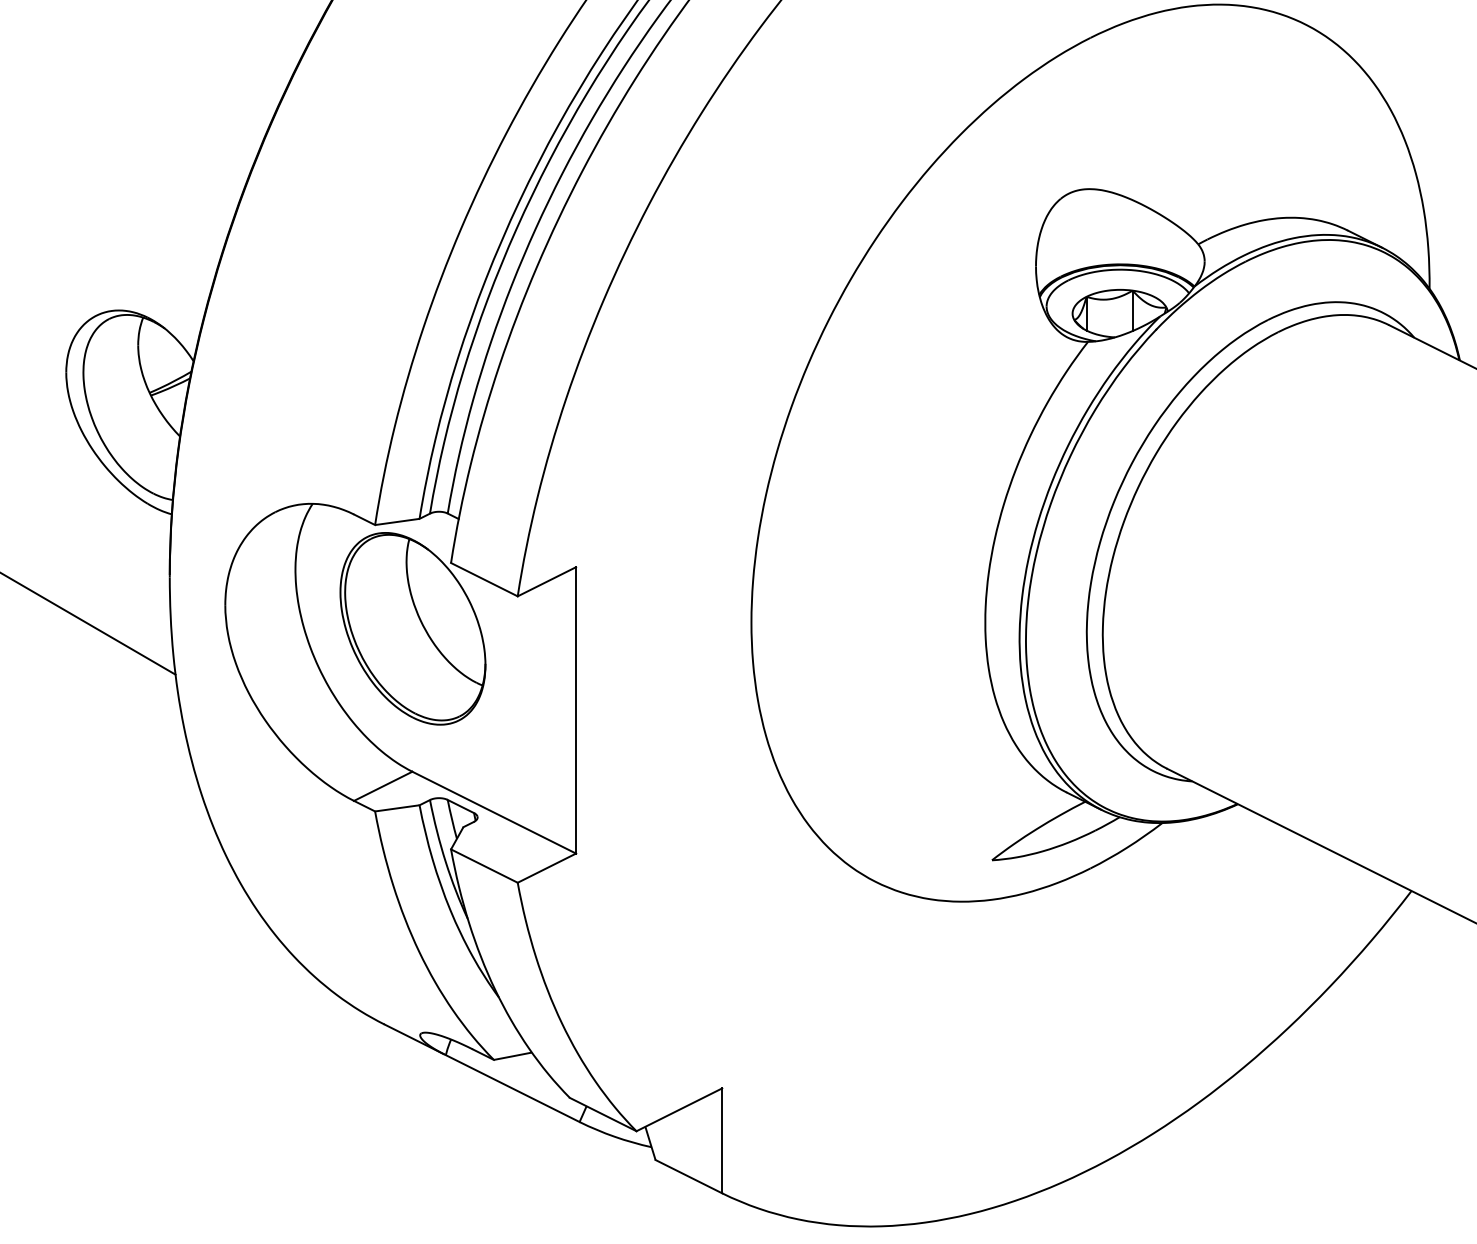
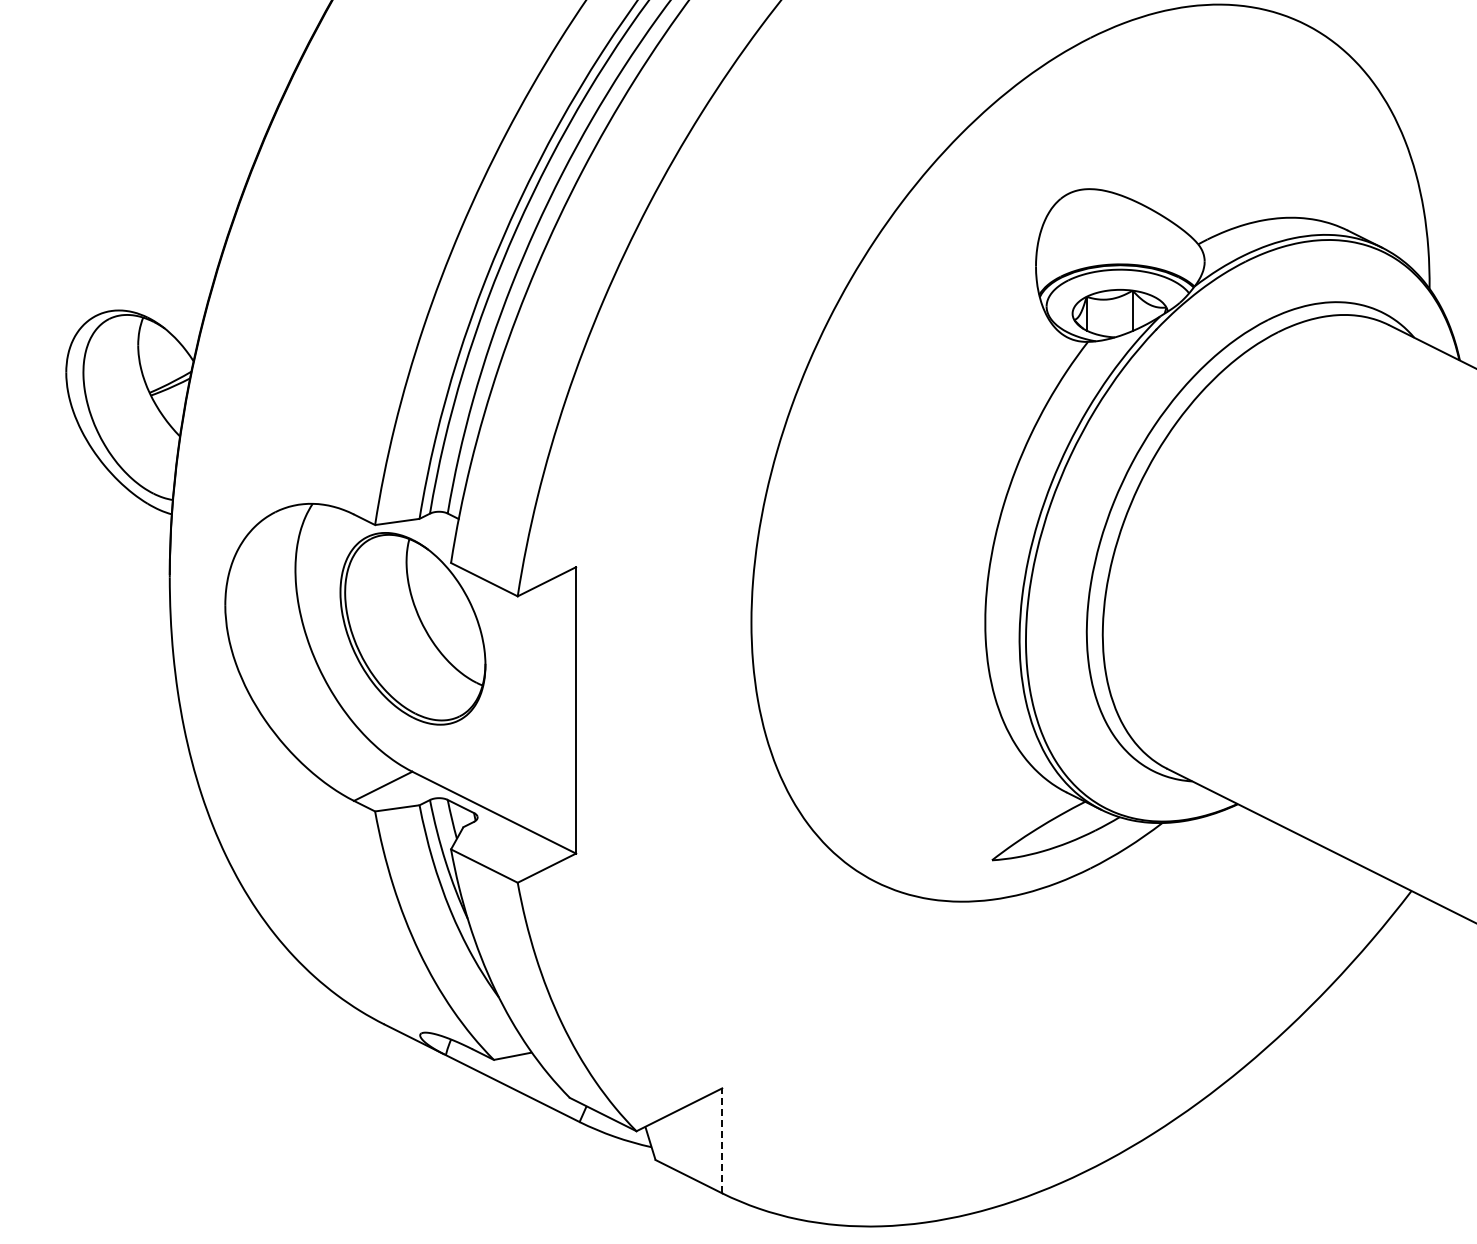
line: present -> none (88, 624)
line: solid -> dashed (722, 1140)
